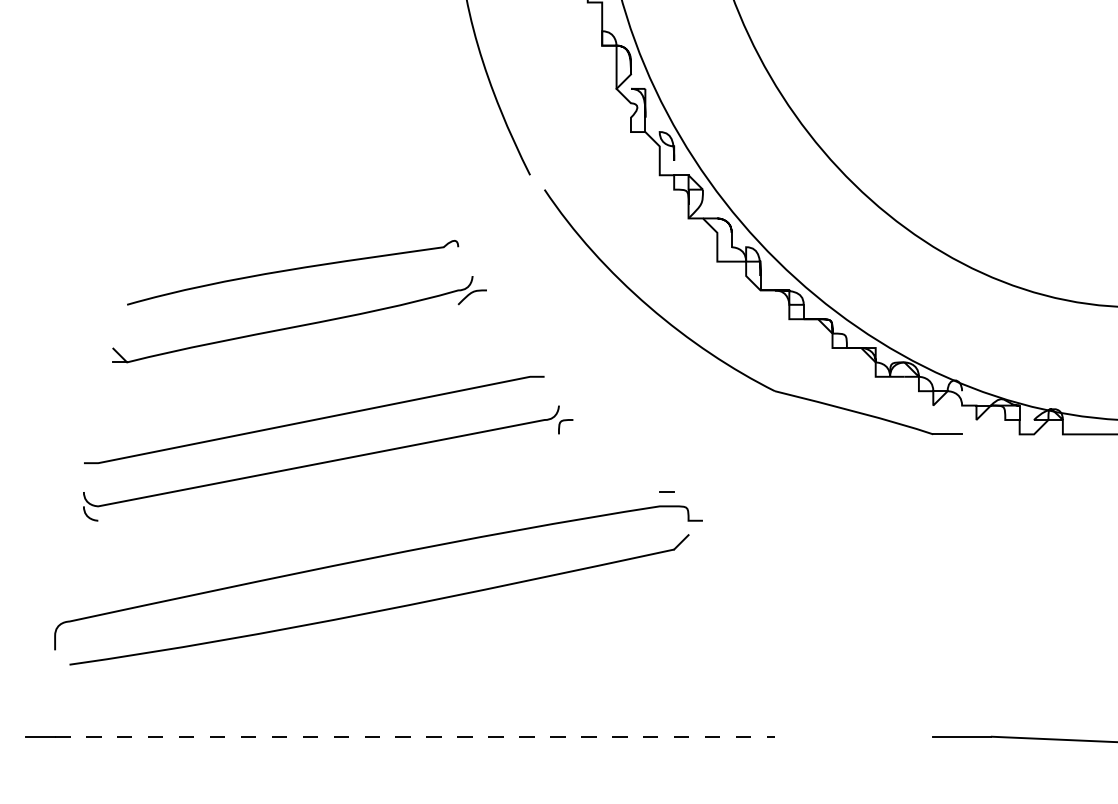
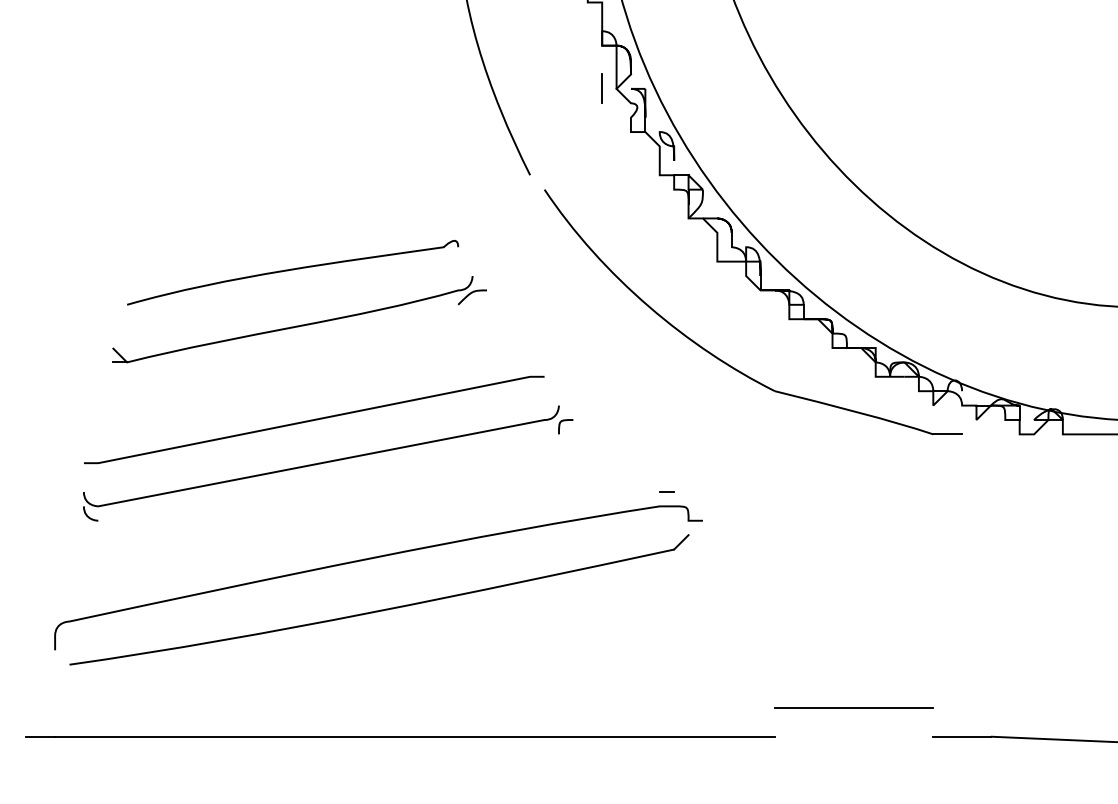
line: none -> present (602, 88)
line: none -> present (853, 707)
line: dashed -> solid (415, 736)
